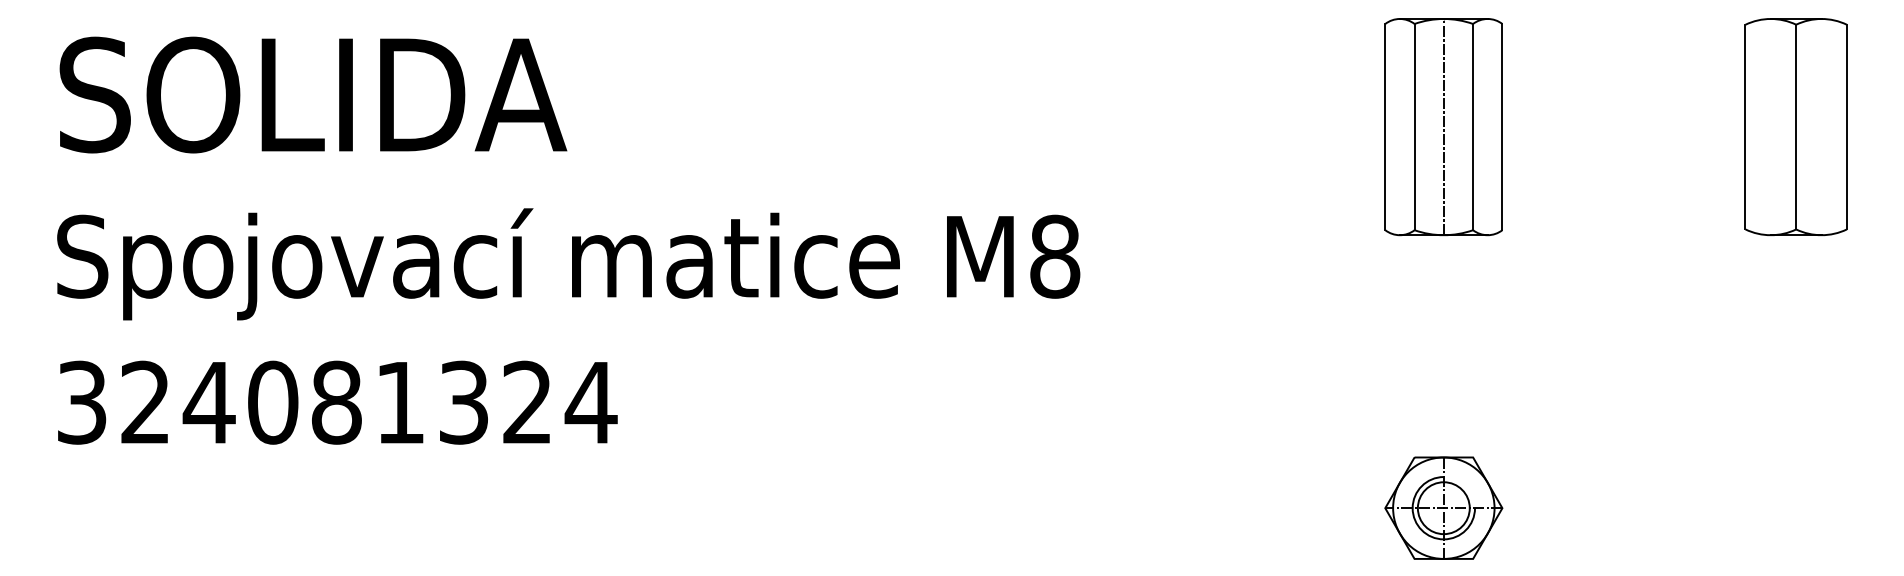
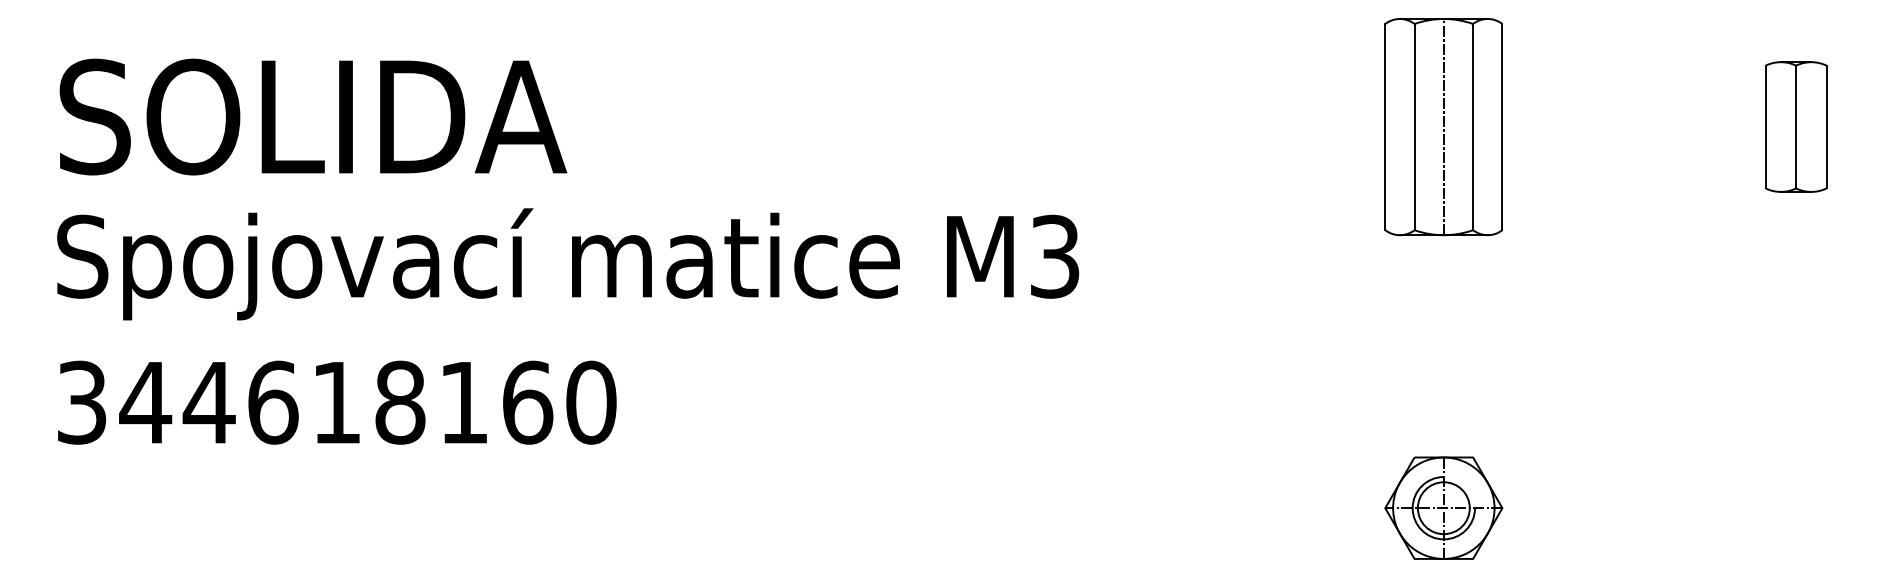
text position: (313, 94) -> (313, 116) (313, 116)
part size: 104x218 px -> 63x132 px (1796, 126)
text: M8 -> M3 (1055, 256)
text: 324081324 -> 344618160 (368, 402)
